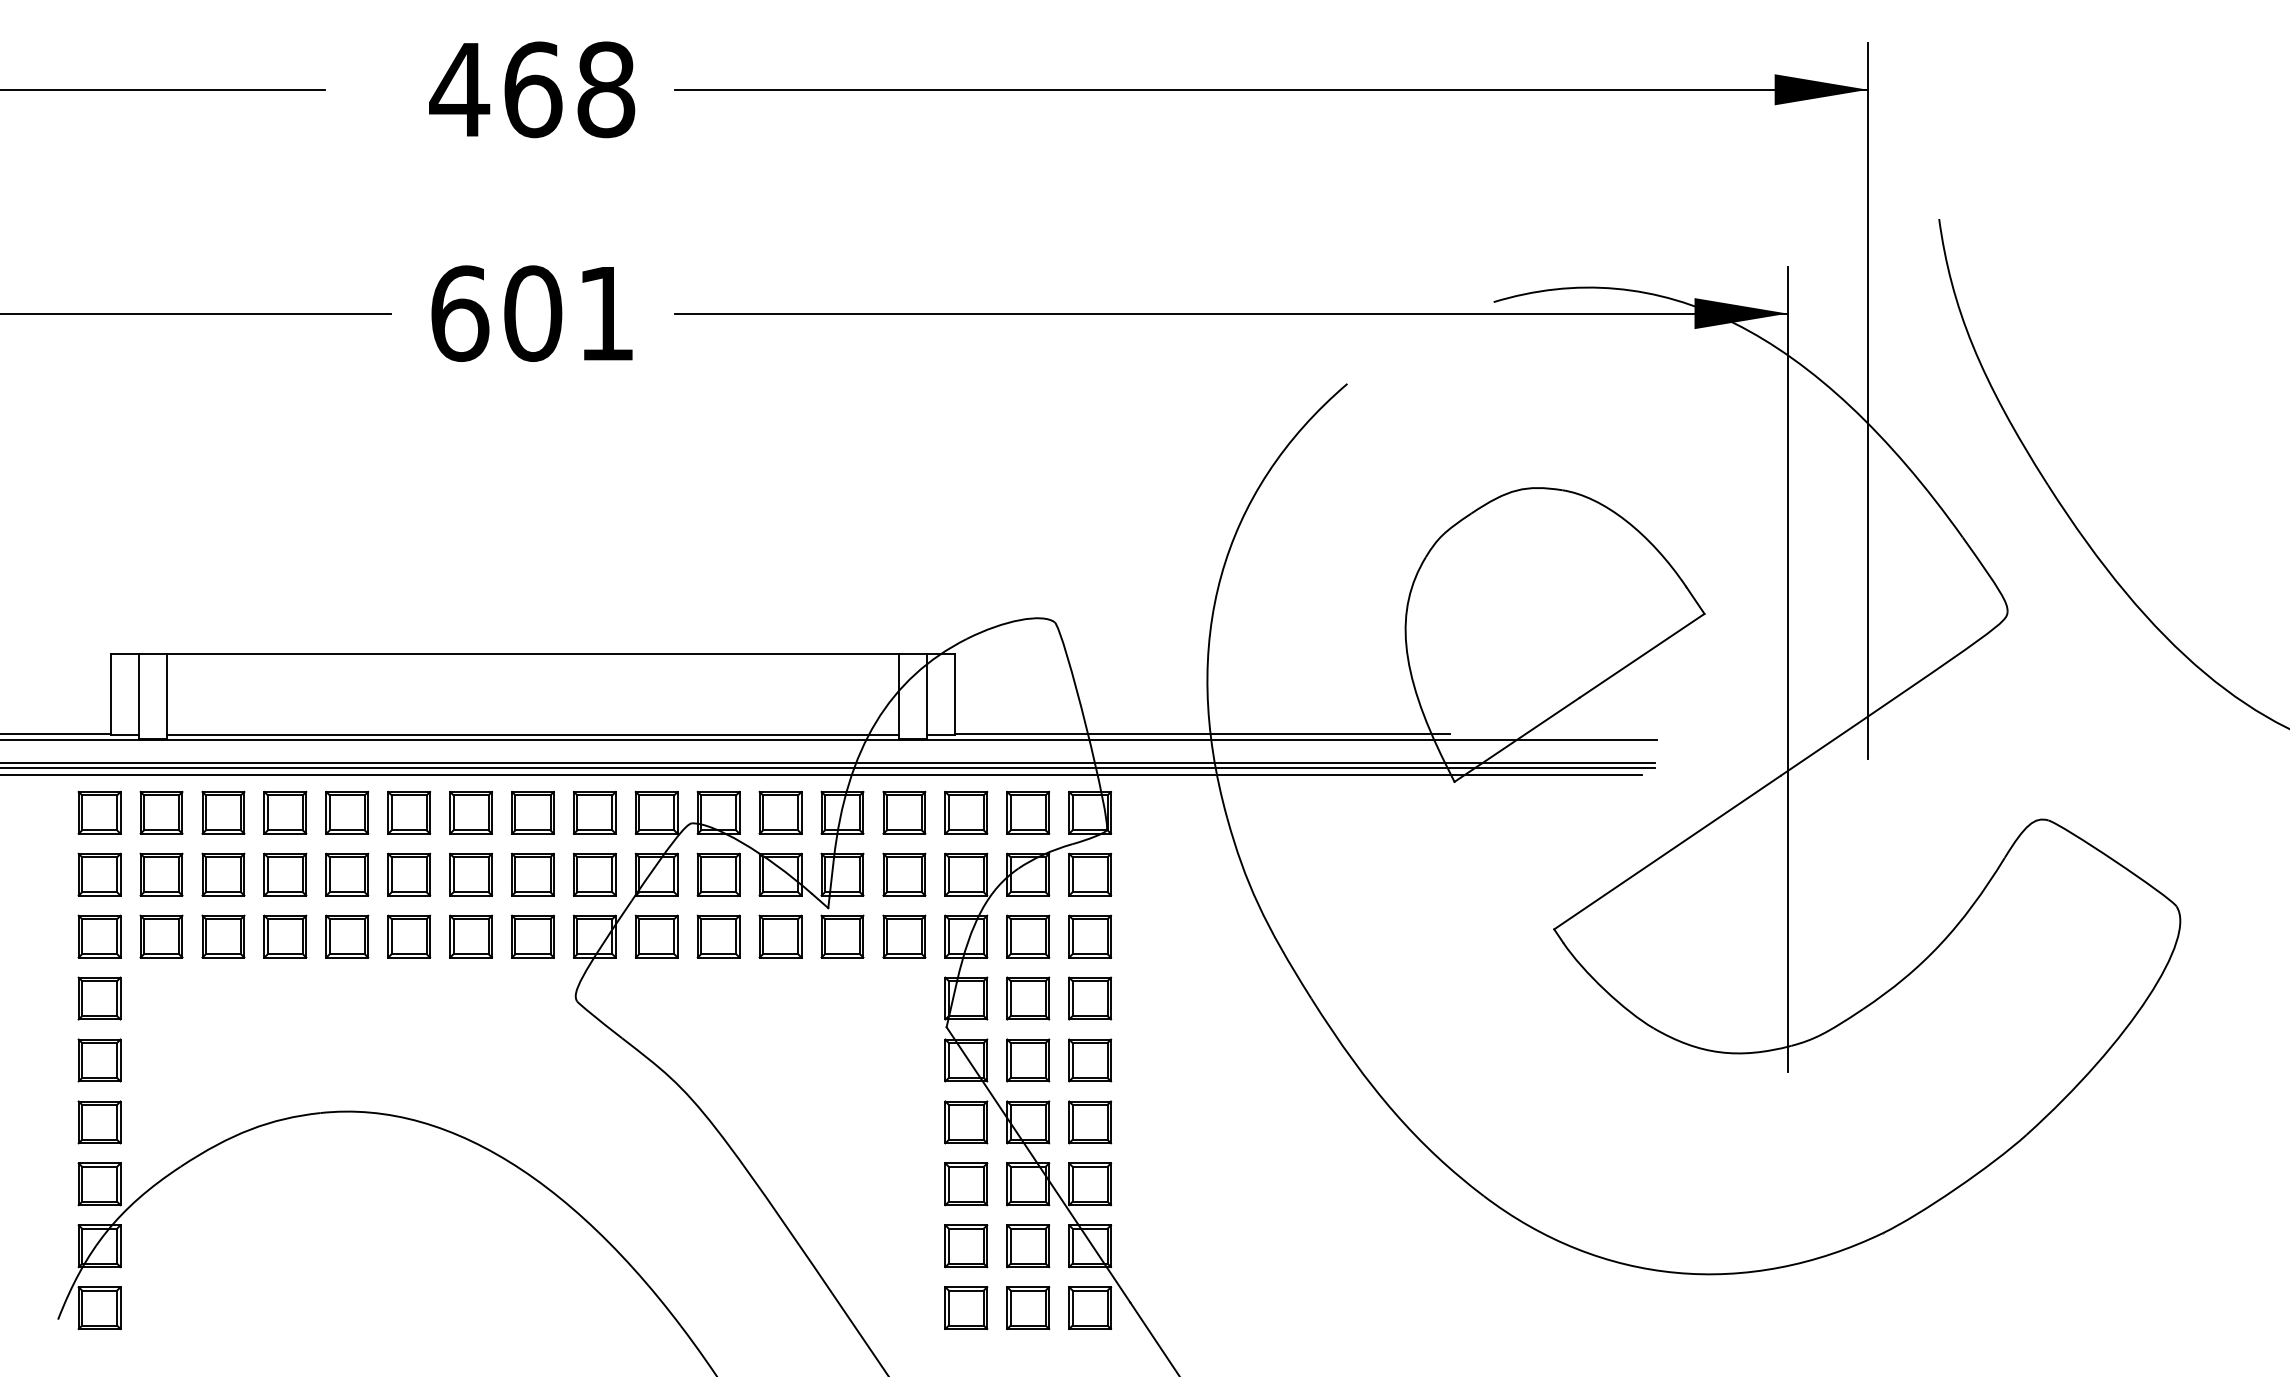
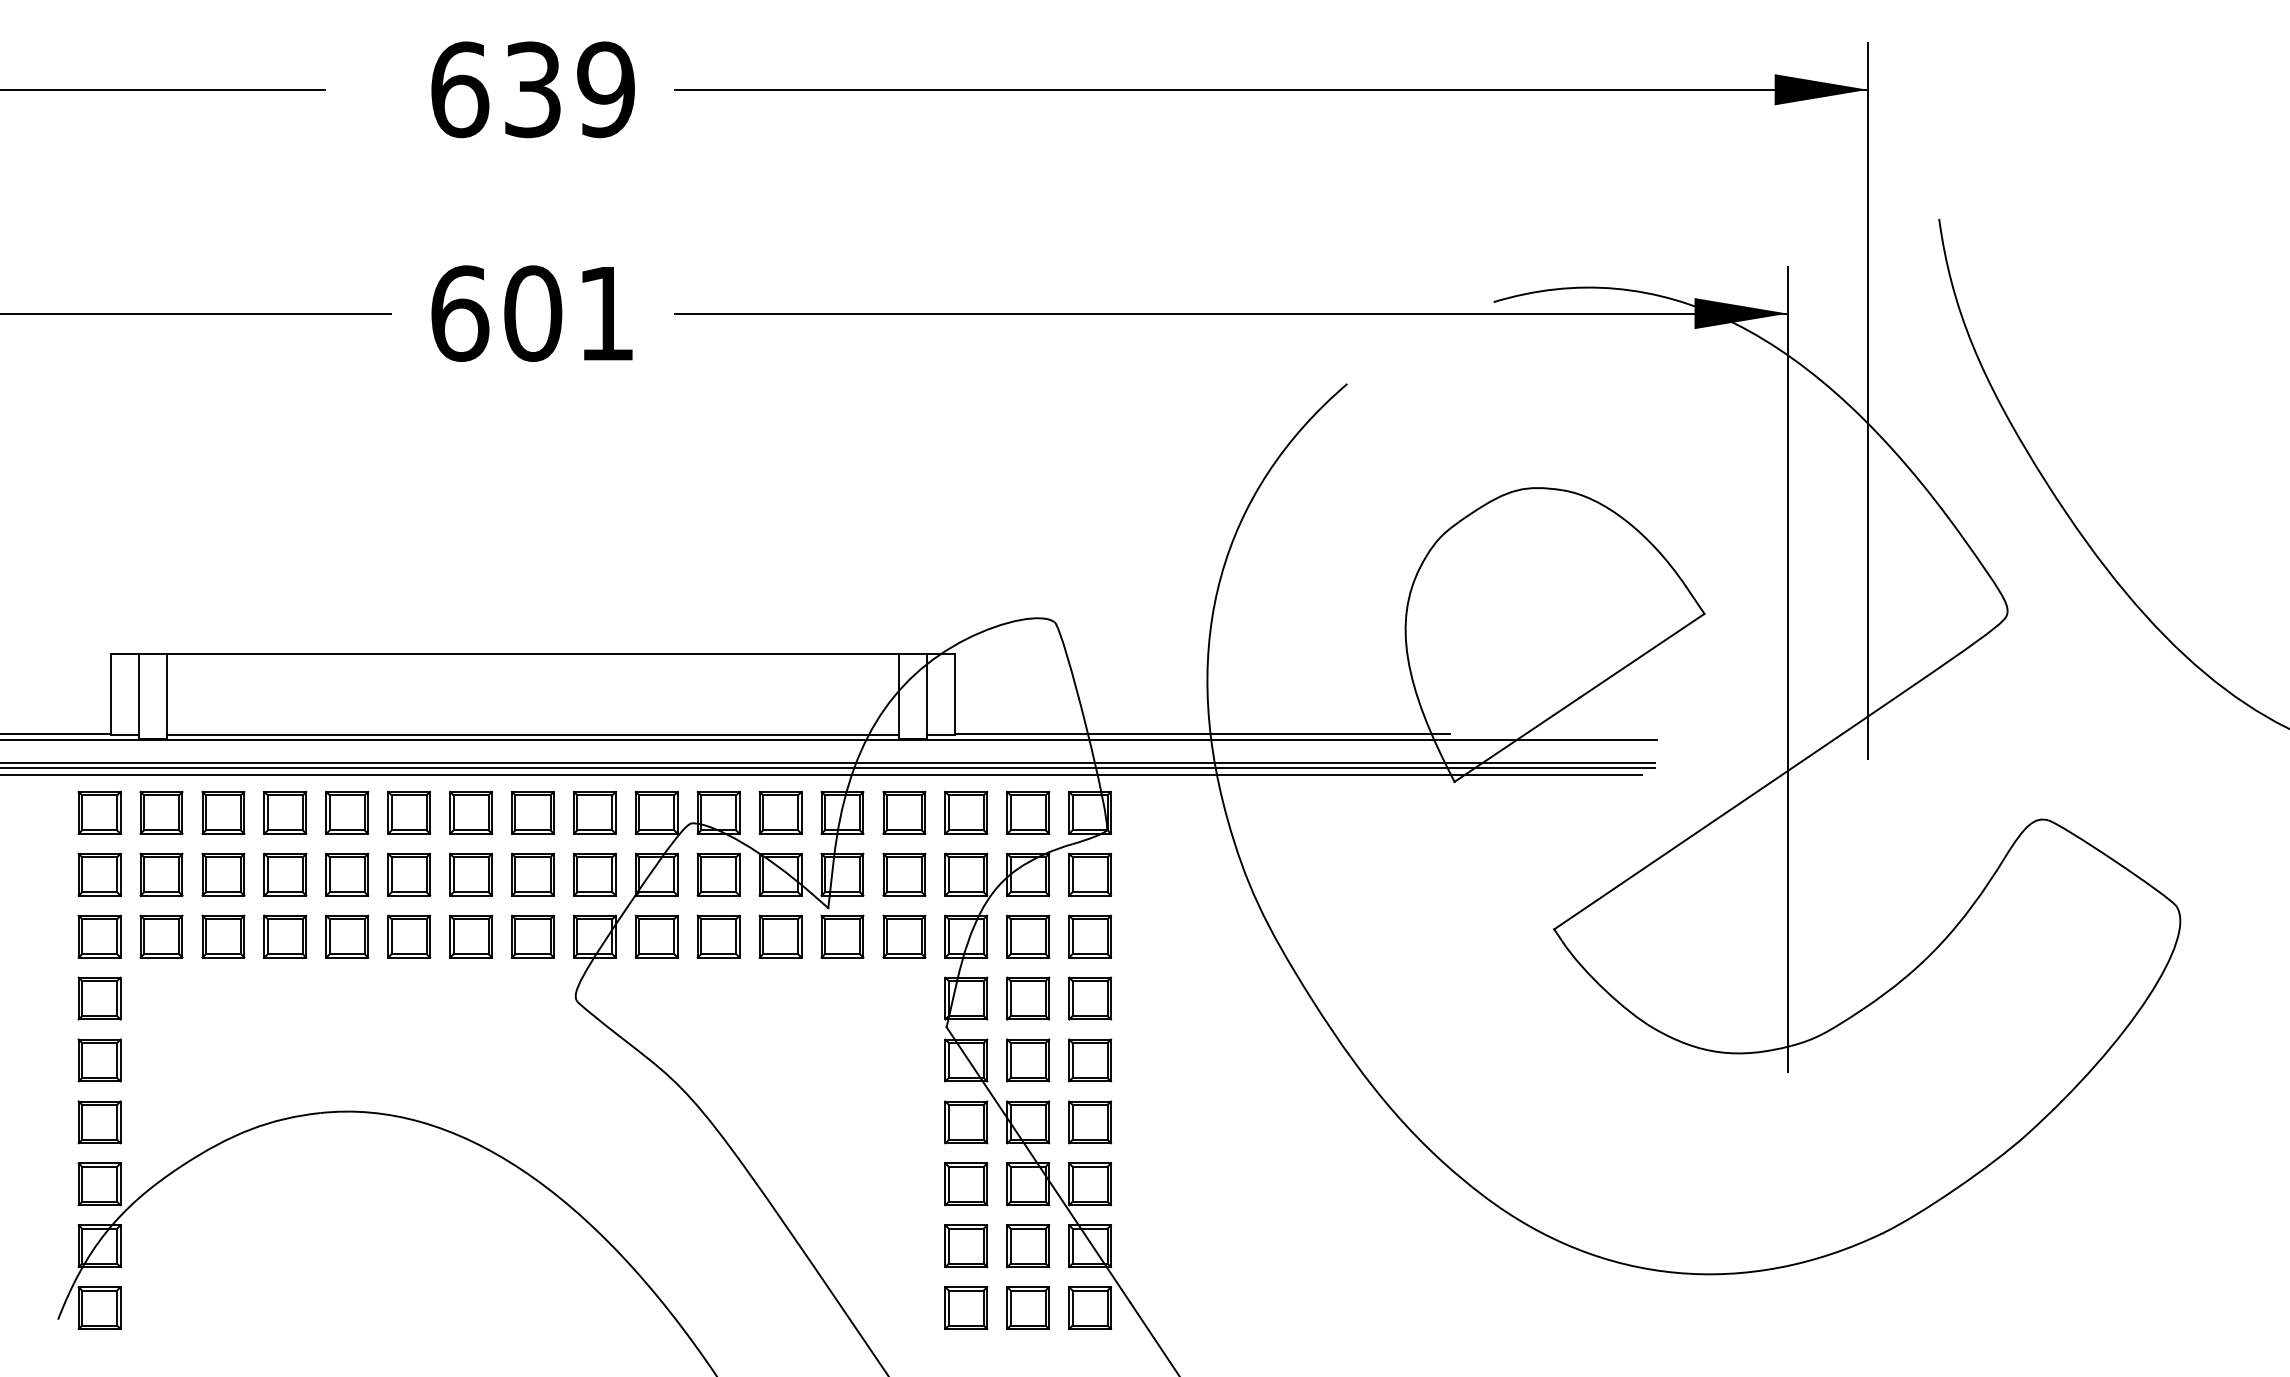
text: 468 -> 639 (532, 89)
